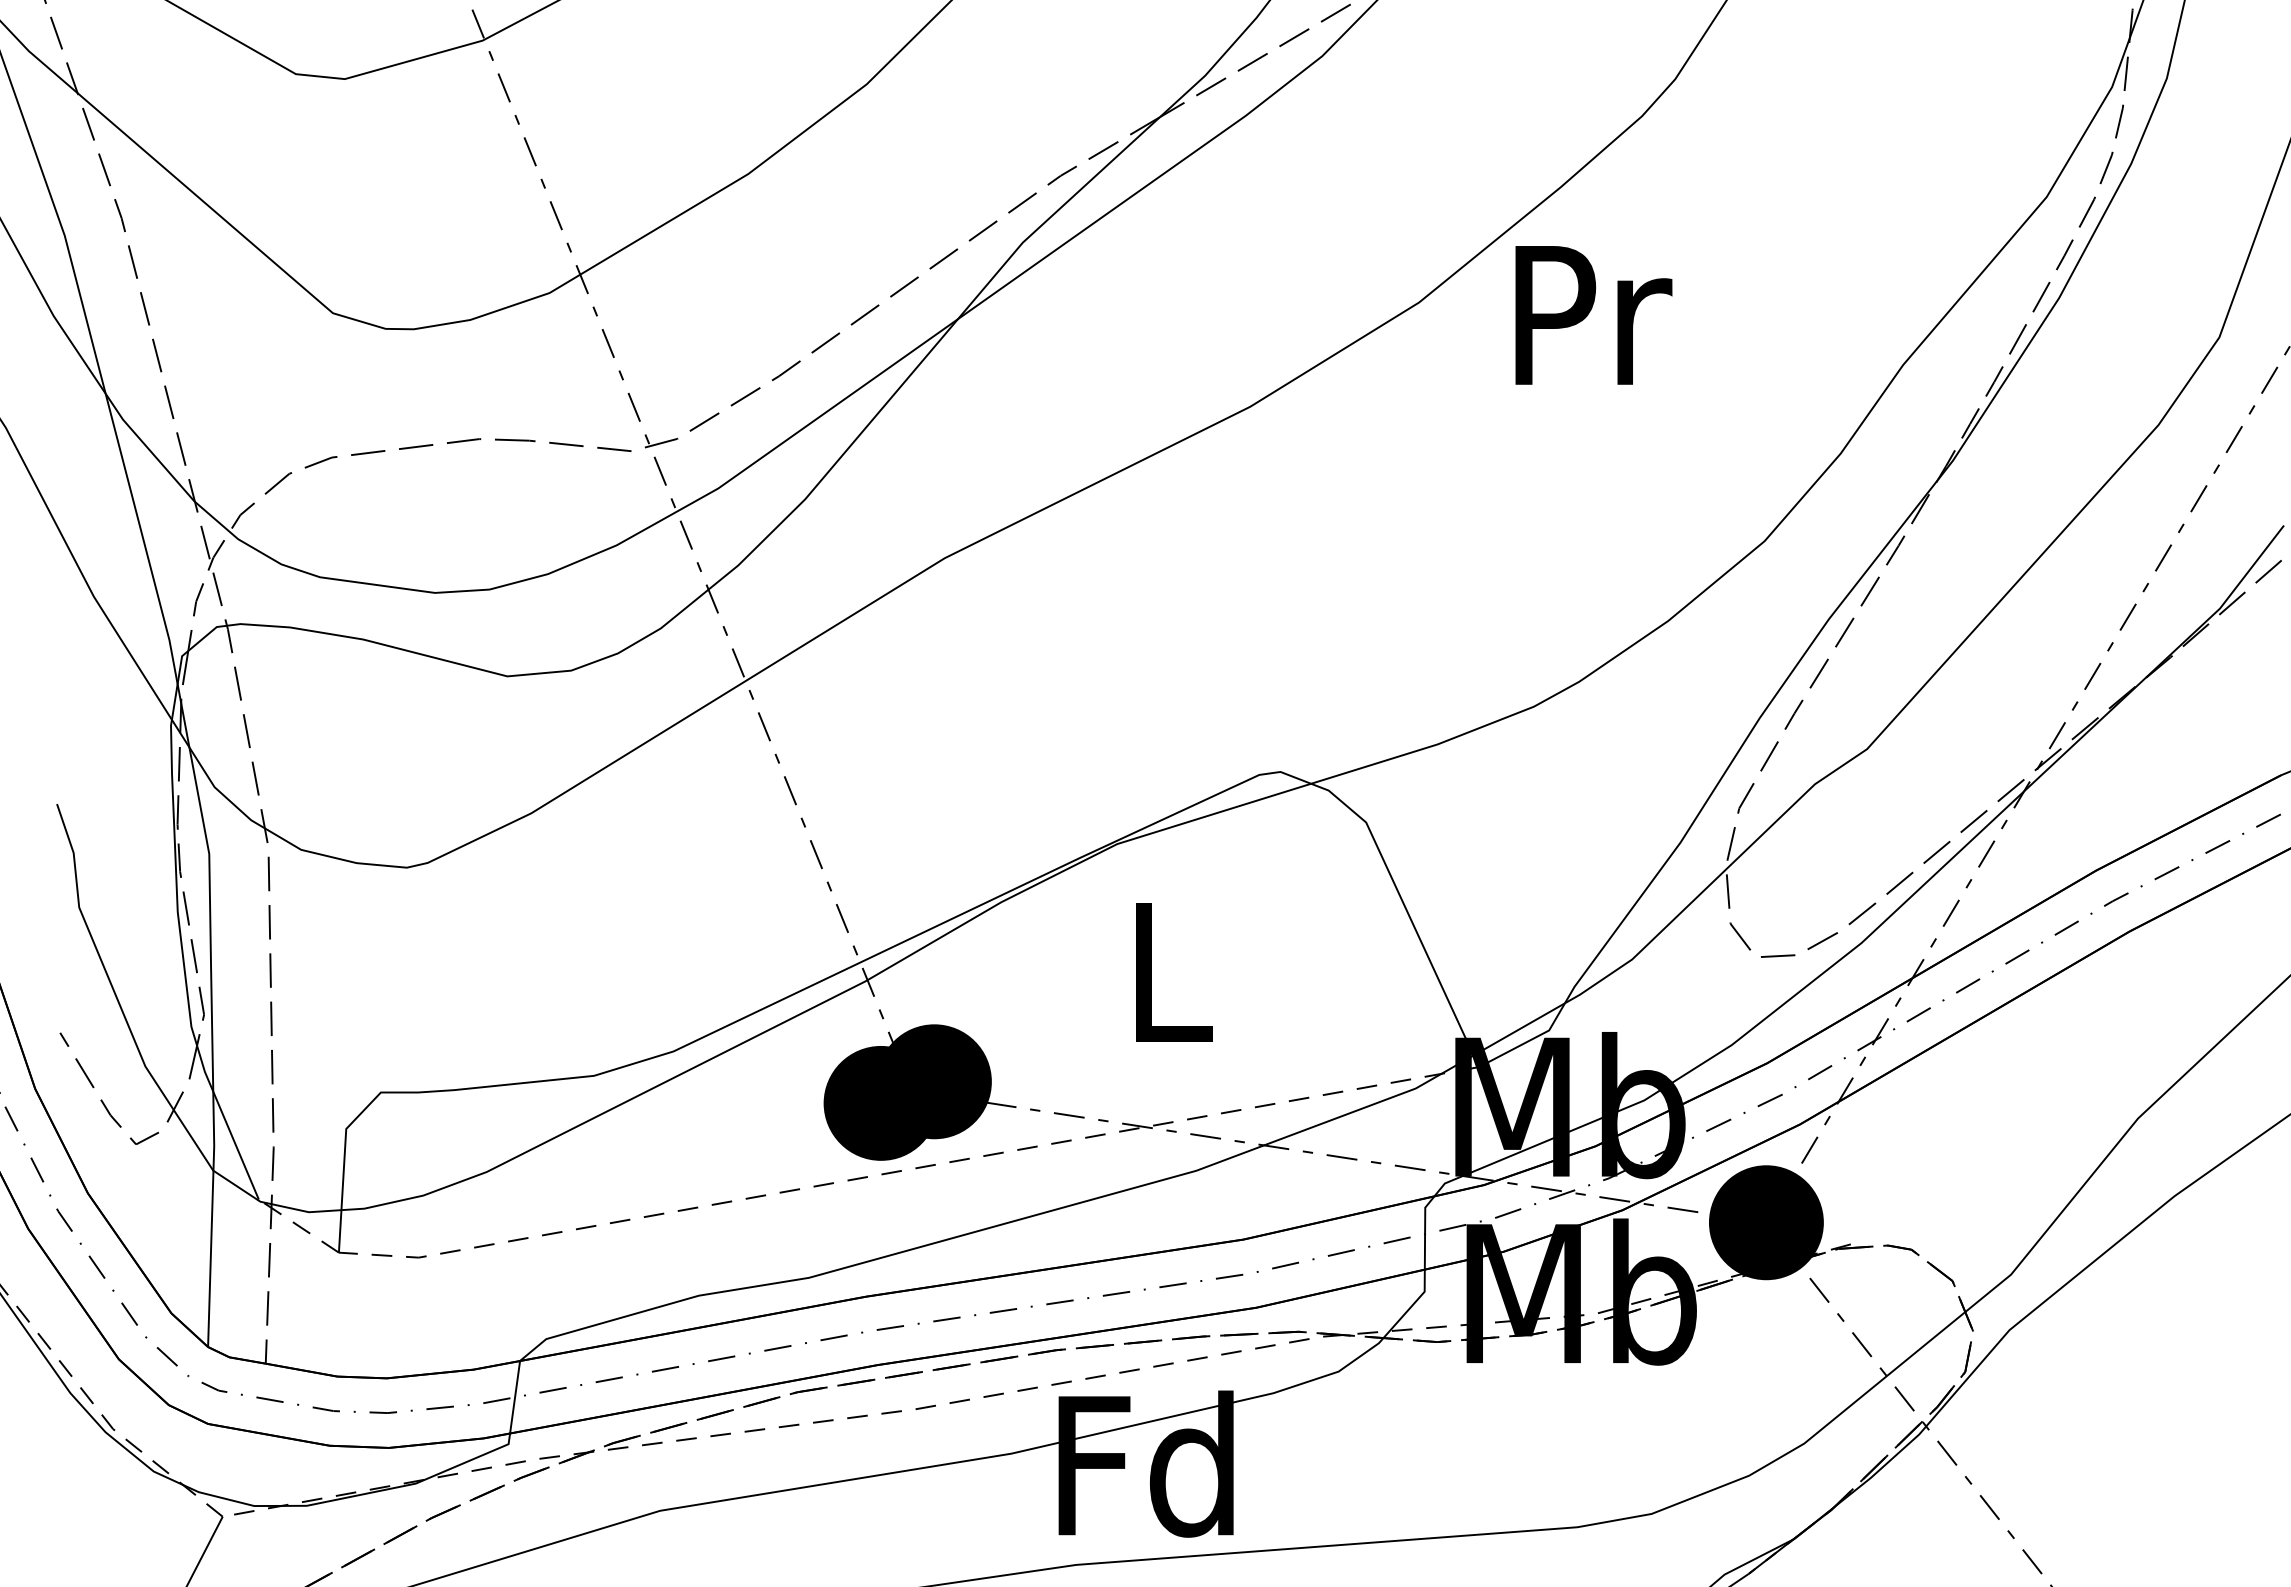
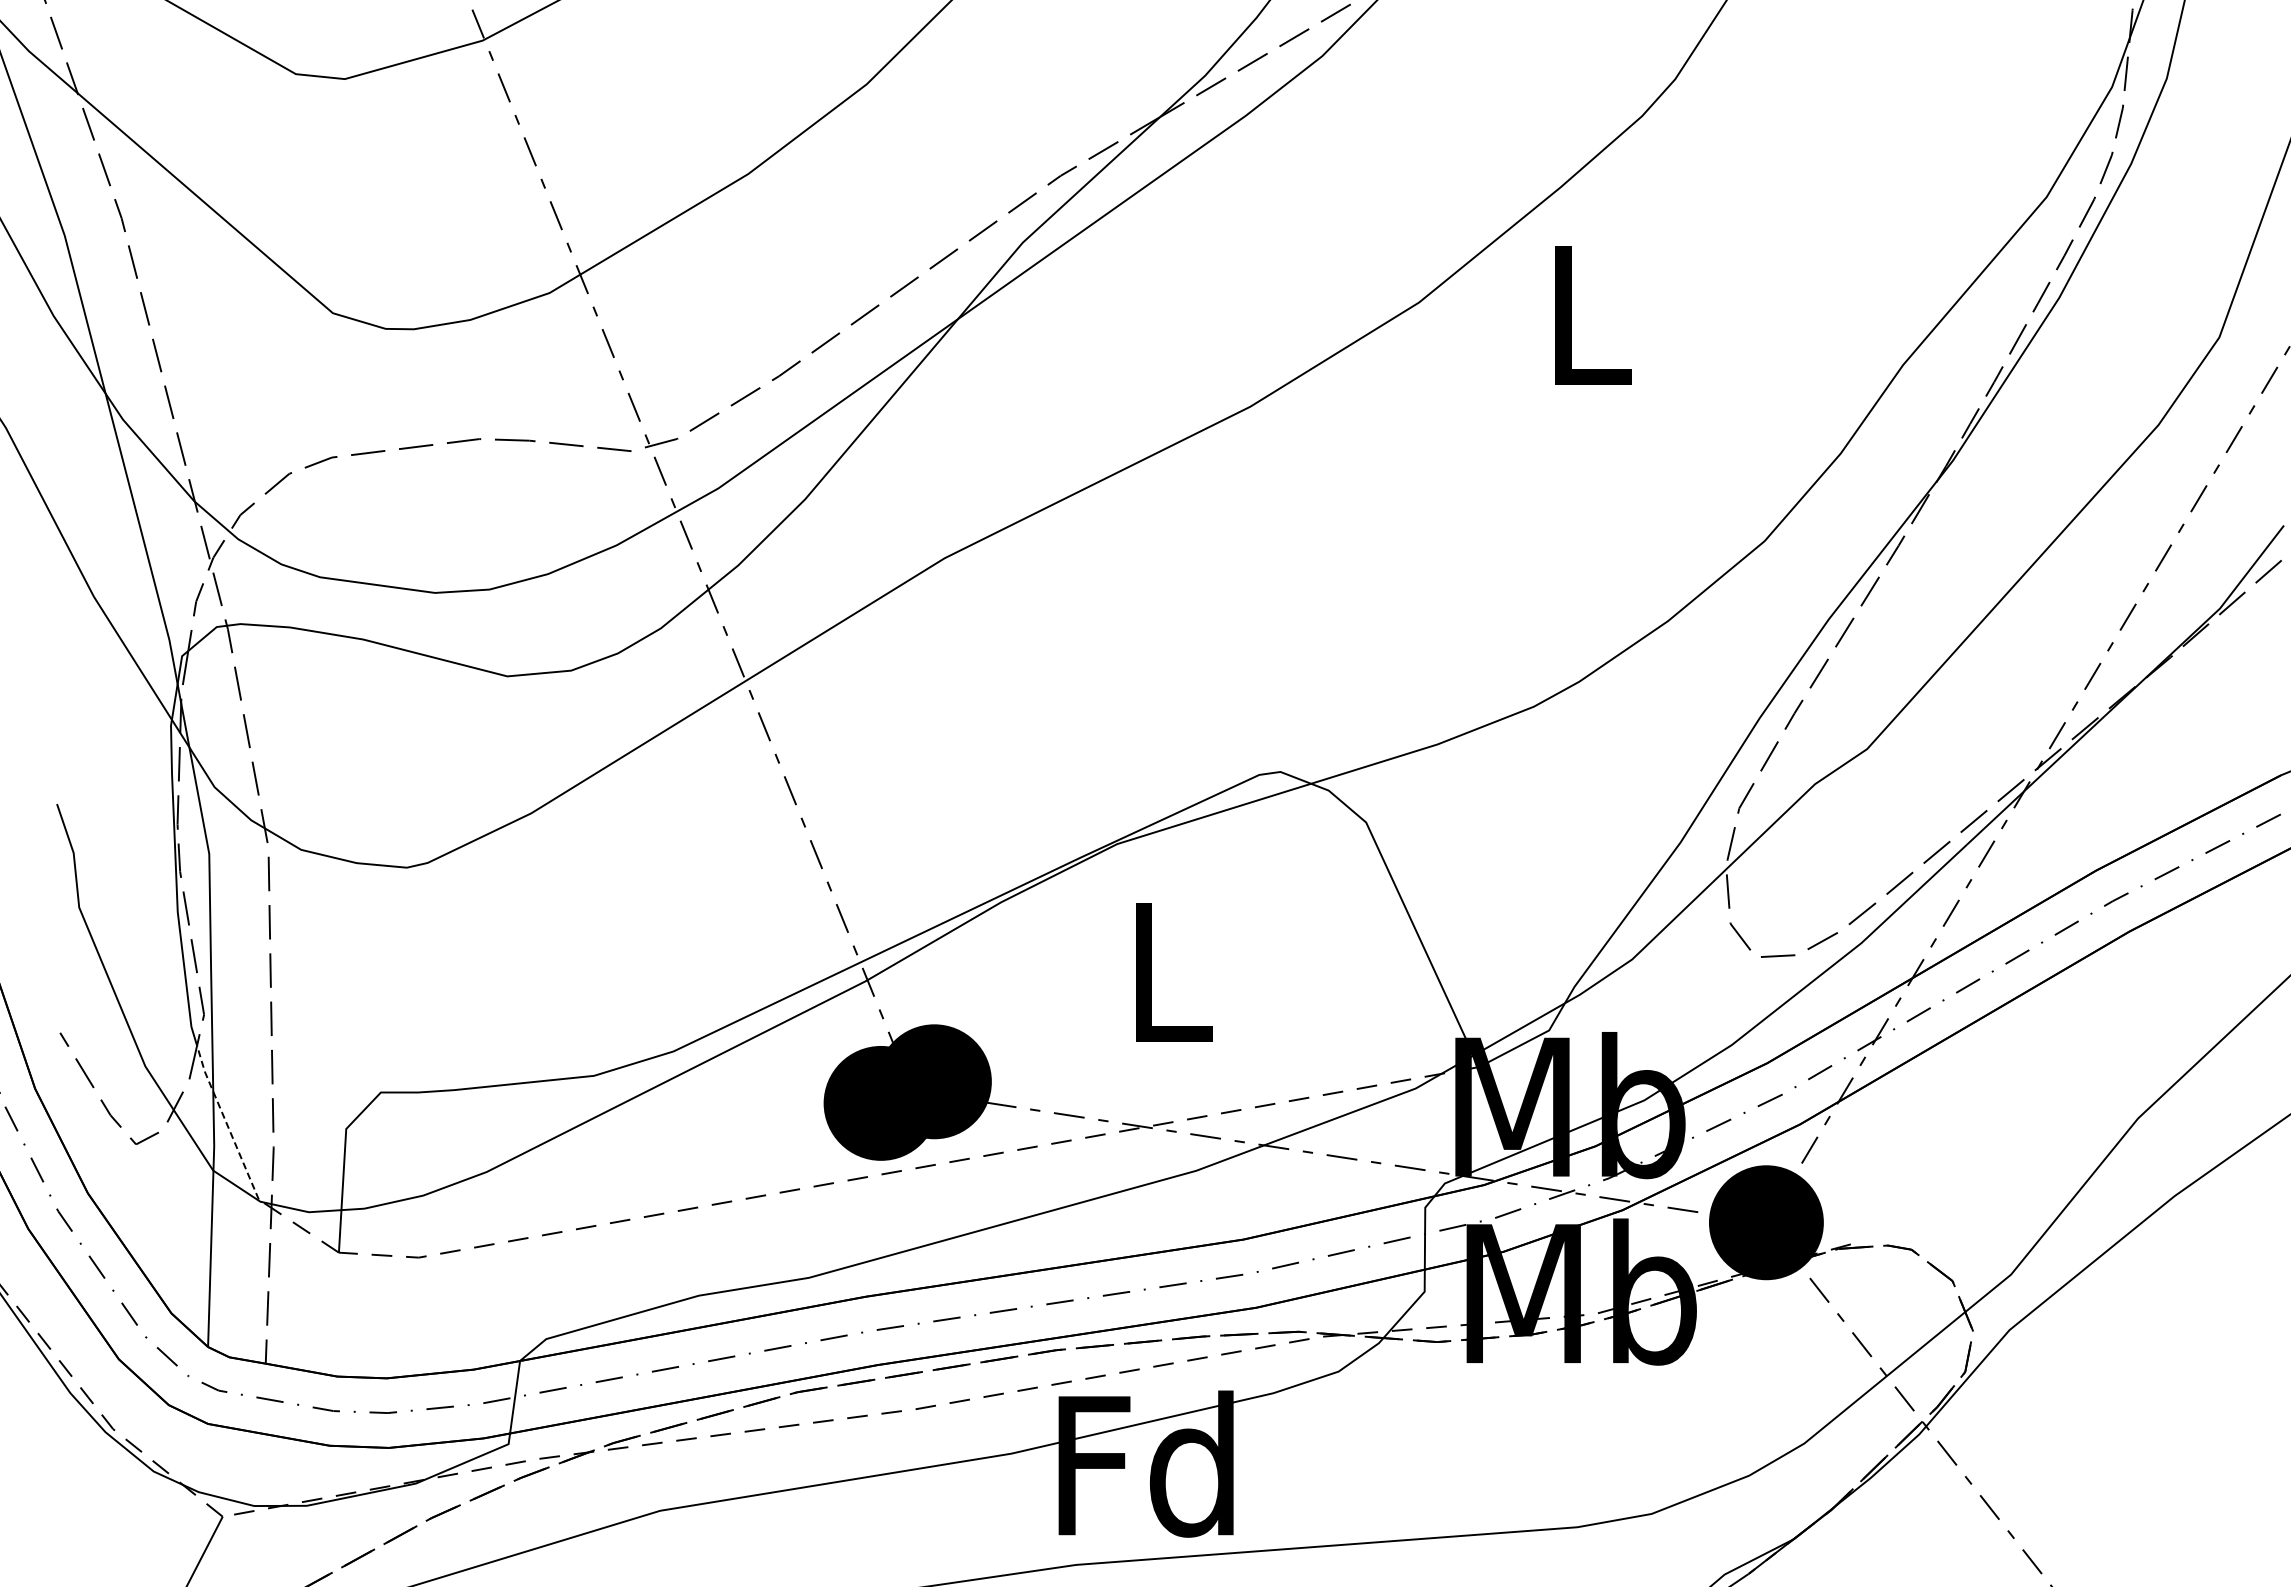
text: Pr -> L (1593, 315)
line: solid -> dashed (226, 1122)
